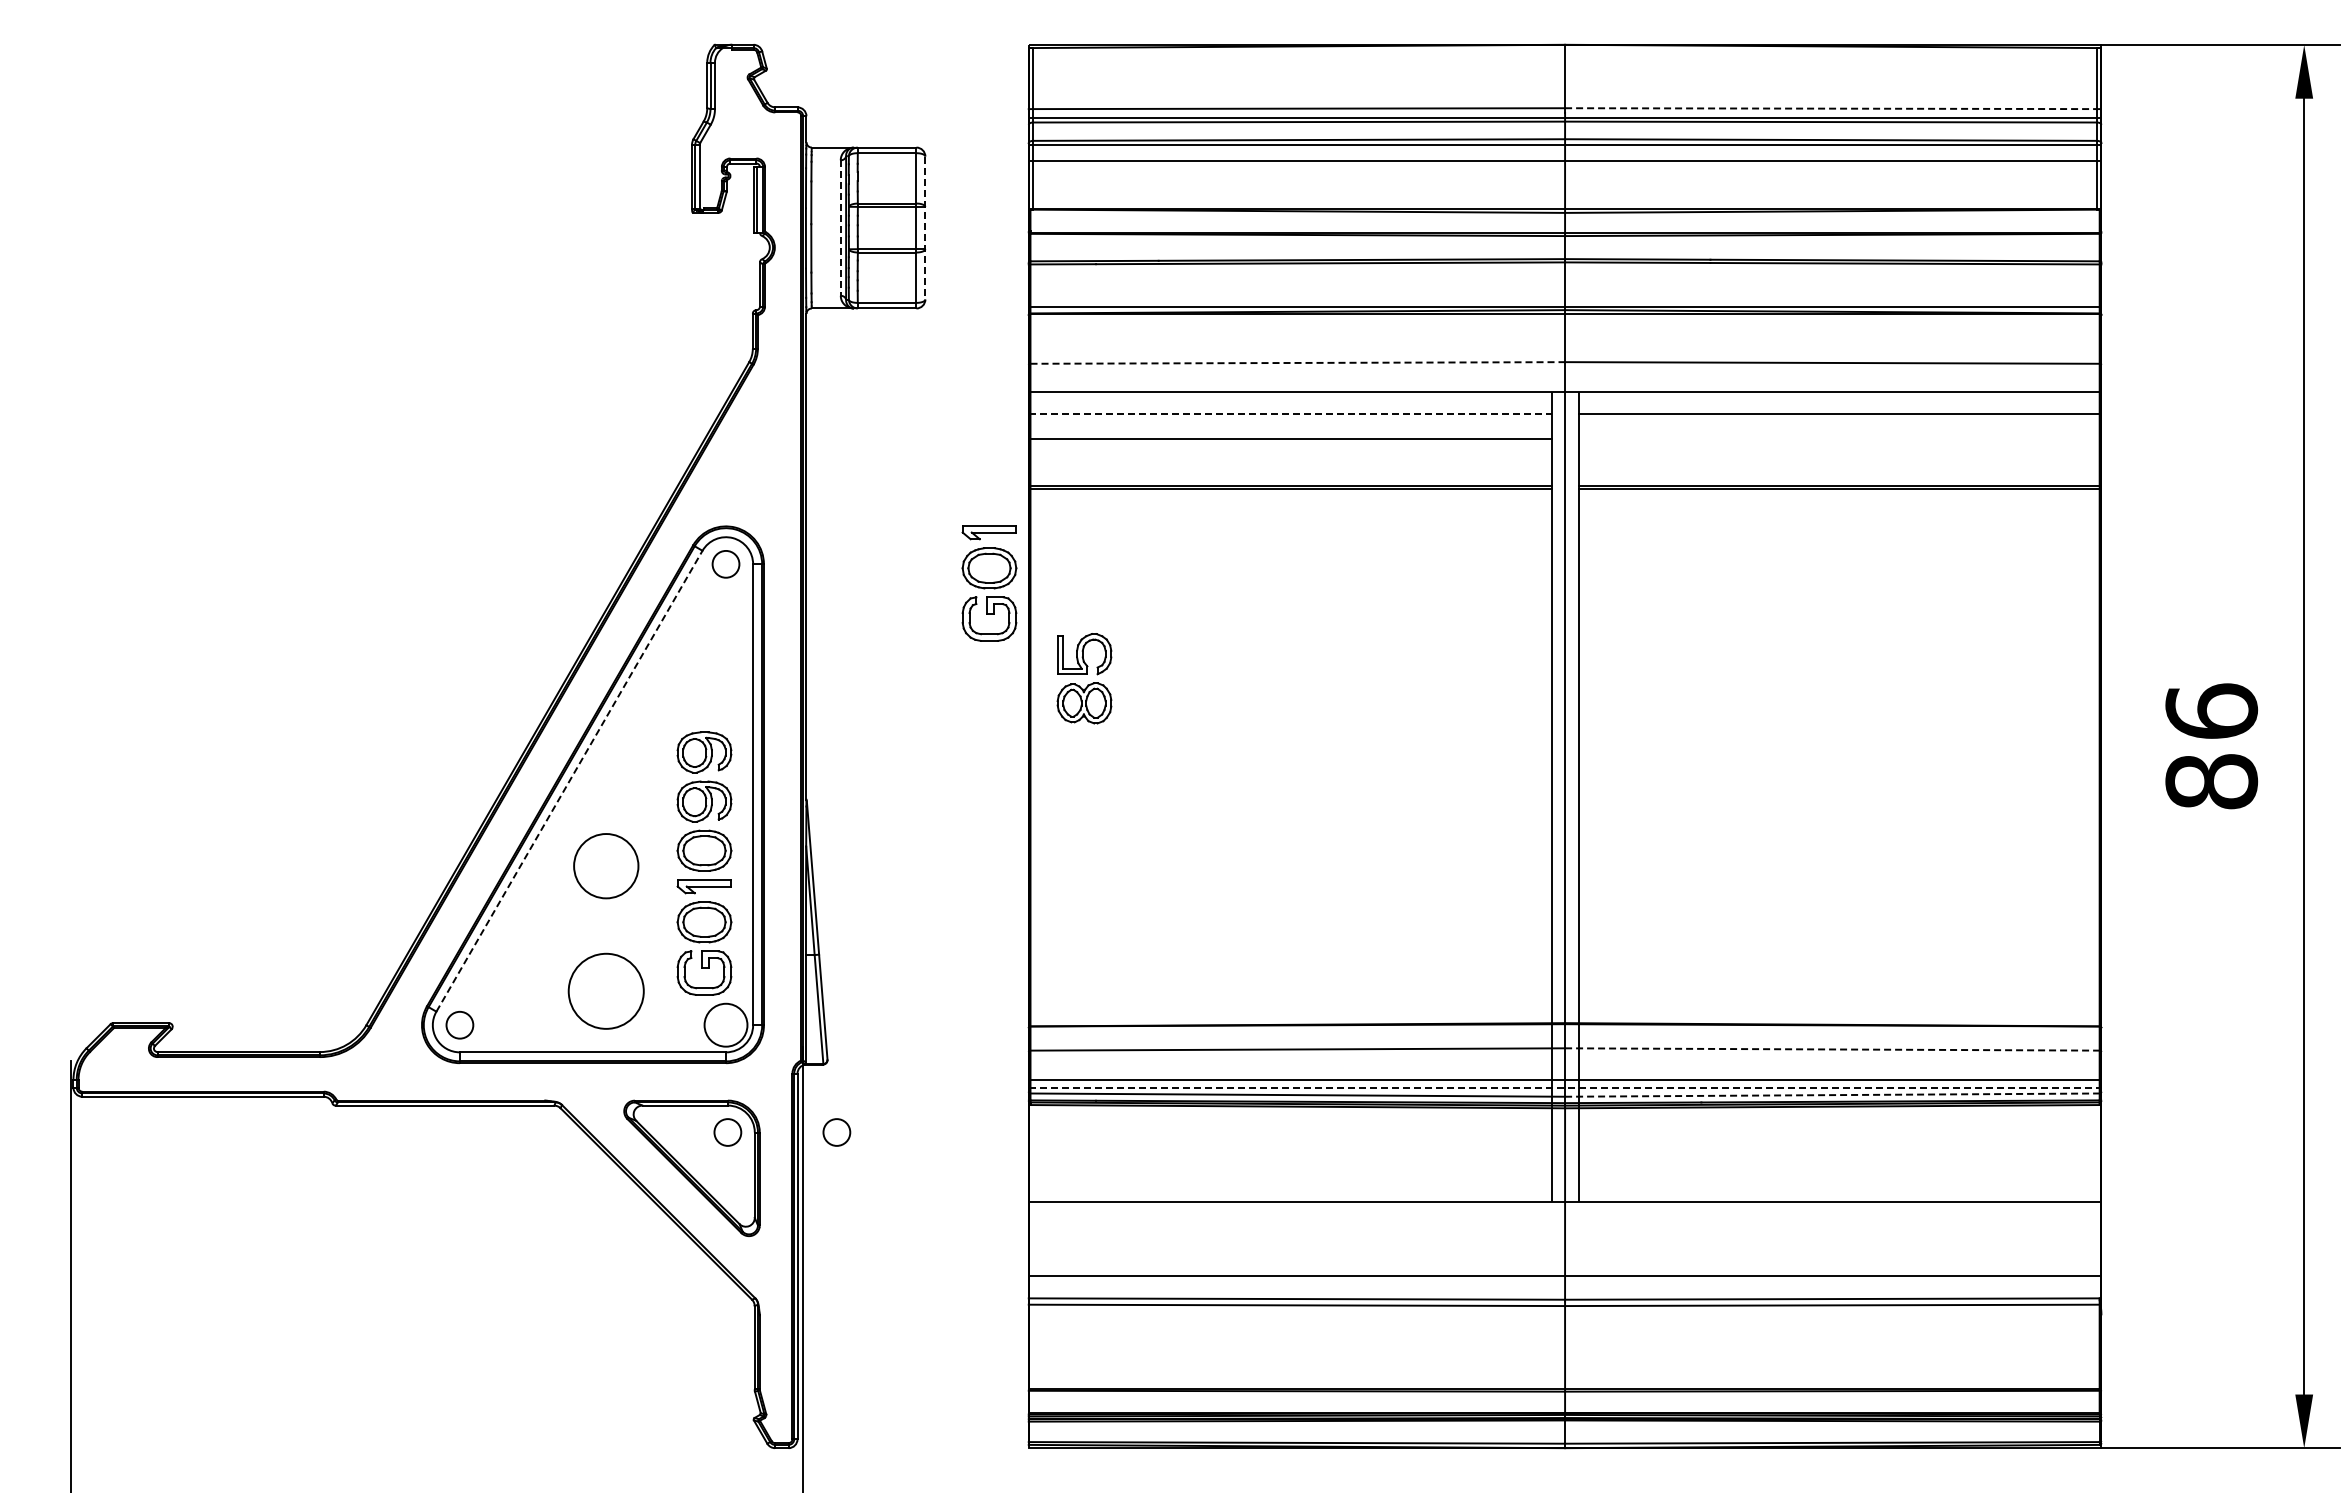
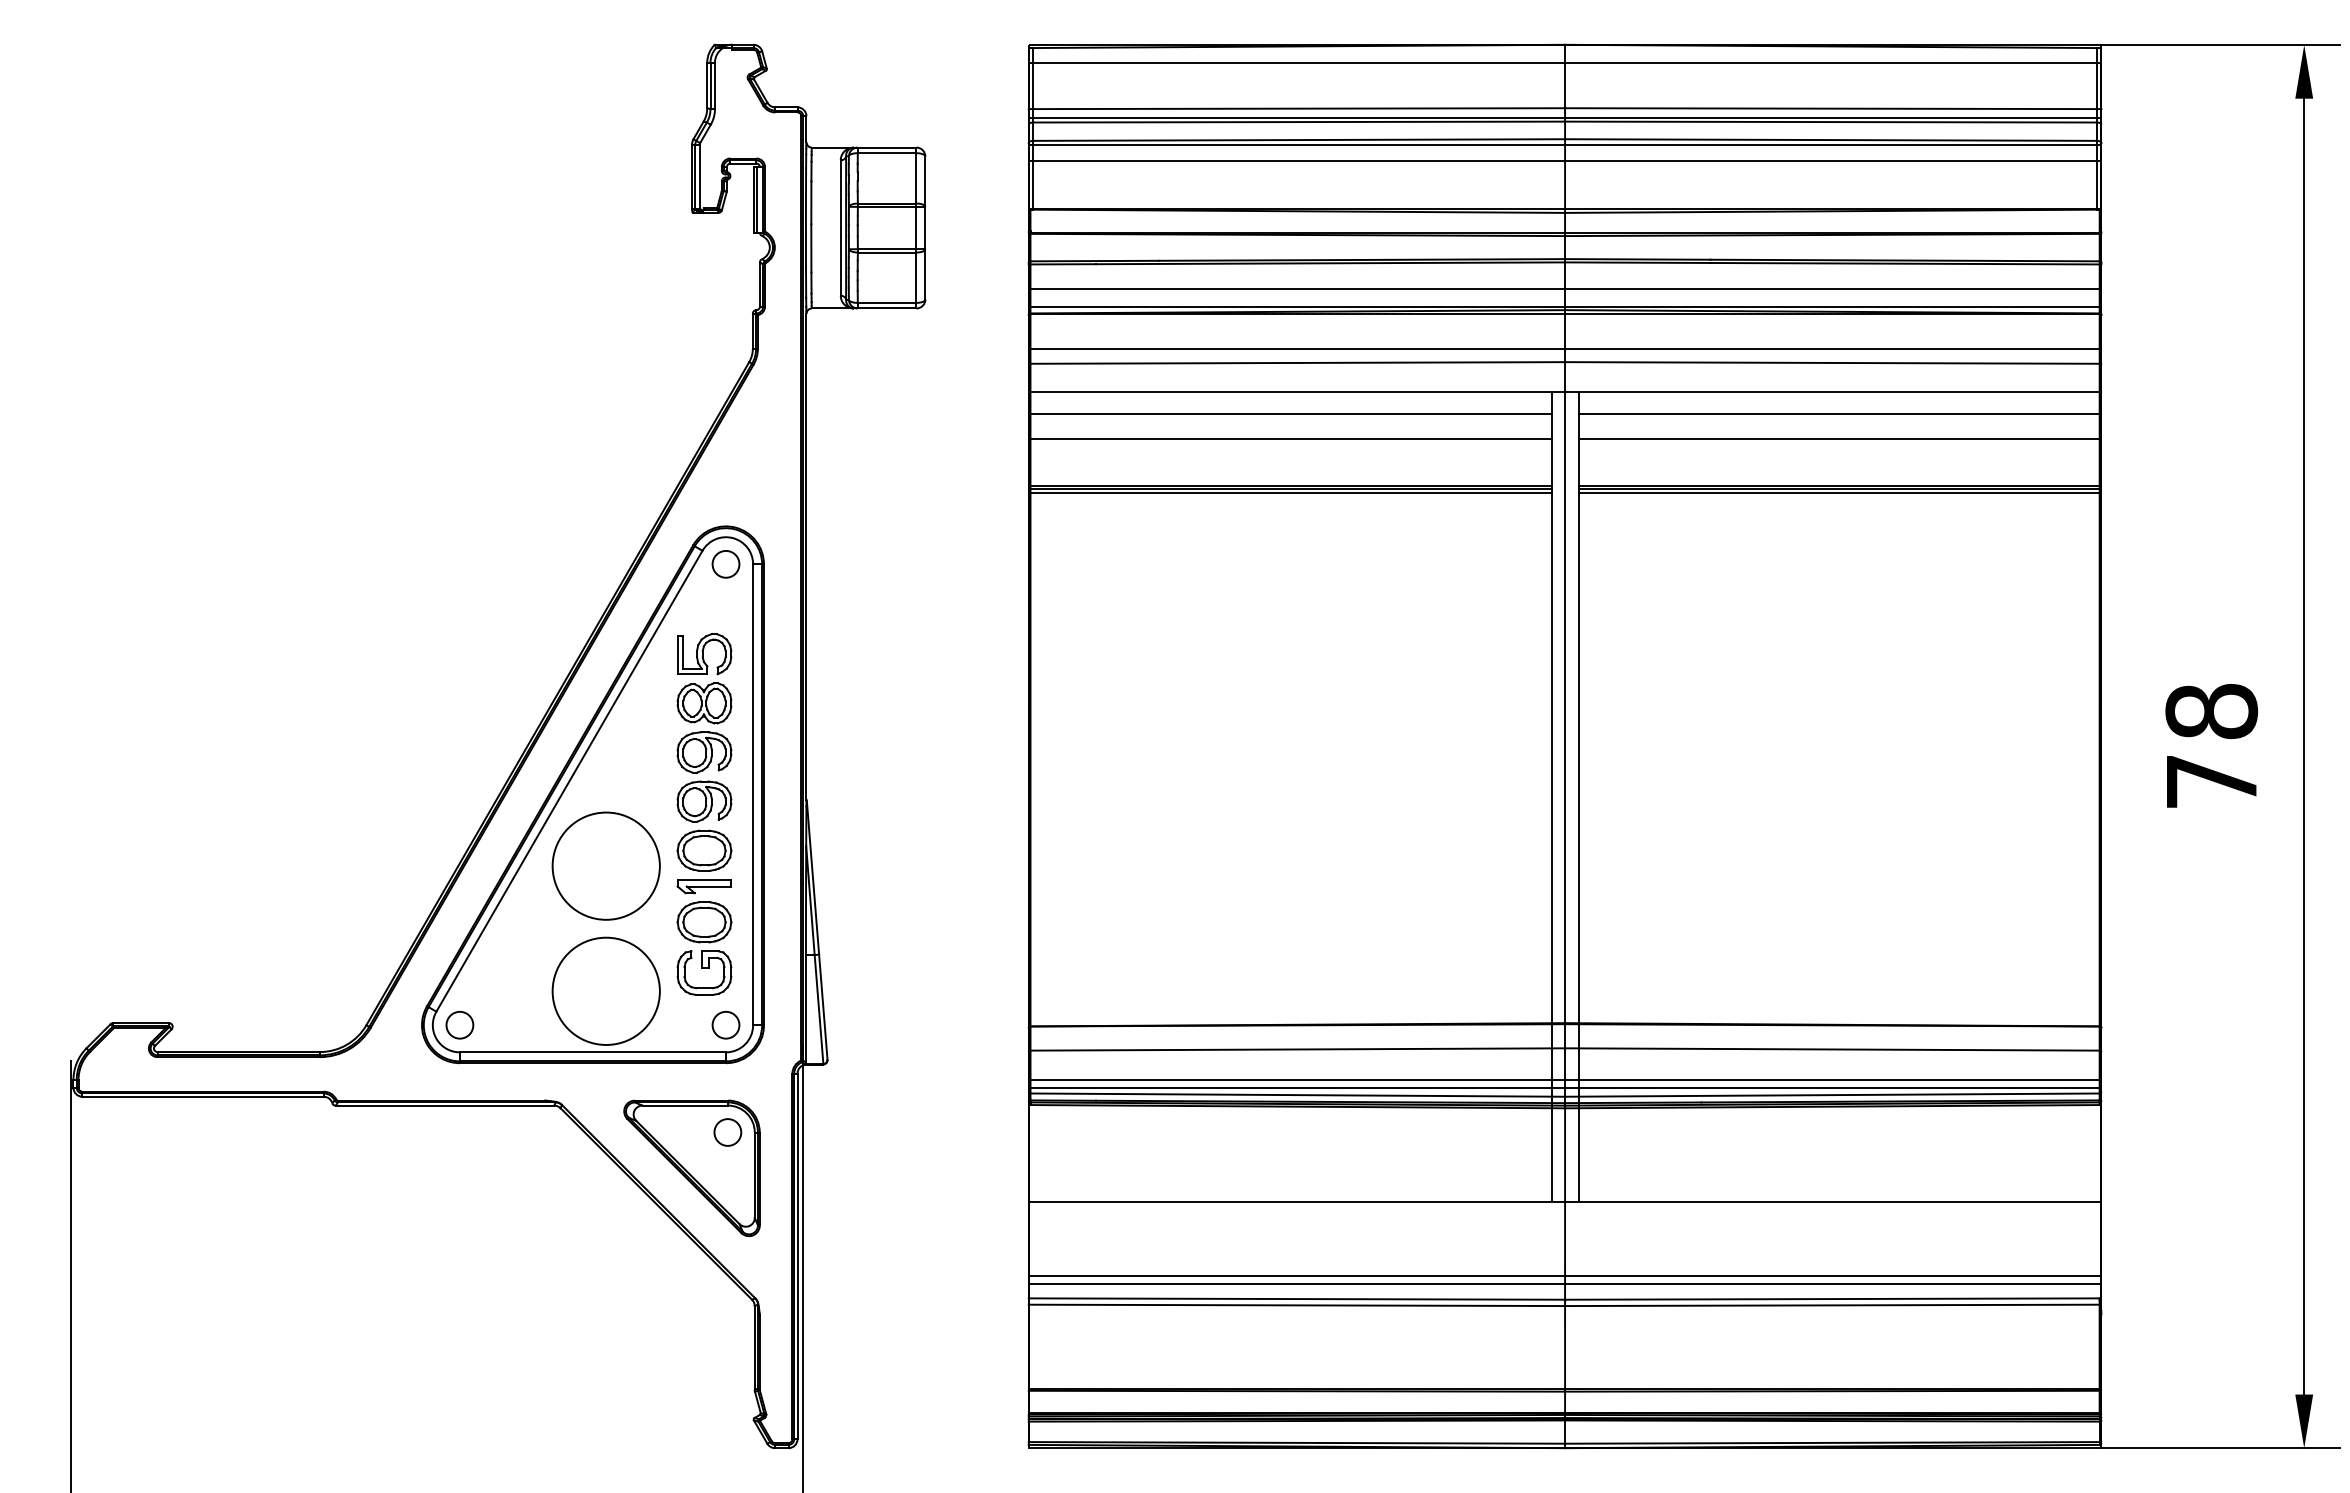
line: none -> present (1564, 62)
line: dashed -> solid (1833, 108)
line: dashed -> solid (840, 228)
line: dashed -> solid (925, 228)
line: none -> present (1564, 288)
line: none -> present (1564, 348)
line: dashed -> solid (1298, 362)
line: dashed -> solid (1290, 414)
line: none -> present (1839, 438)
line: none -> present (1289, 492)
line: none -> present (1839, 492)
part: present -> none (989, 583)
part position: (1084, 678) -> (704, 678) (704, 678)
text: 86 -> 78 (2211, 746)
line: dashed -> solid (569, 780)
circle diameter: 64 px -> 107 px (605, 865)
circle diameter: 75 px -> 107 px (605, 990)
circle diameter: 43 px -> 27 px (725, 1024)
line: dashed -> solid (1832, 1049)
line: dashed -> solid (1565, 1087)
line: dashed -> solid (1832, 1095)
circle: present -> none (836, 1132)
line: none -> present (1564, 1284)
